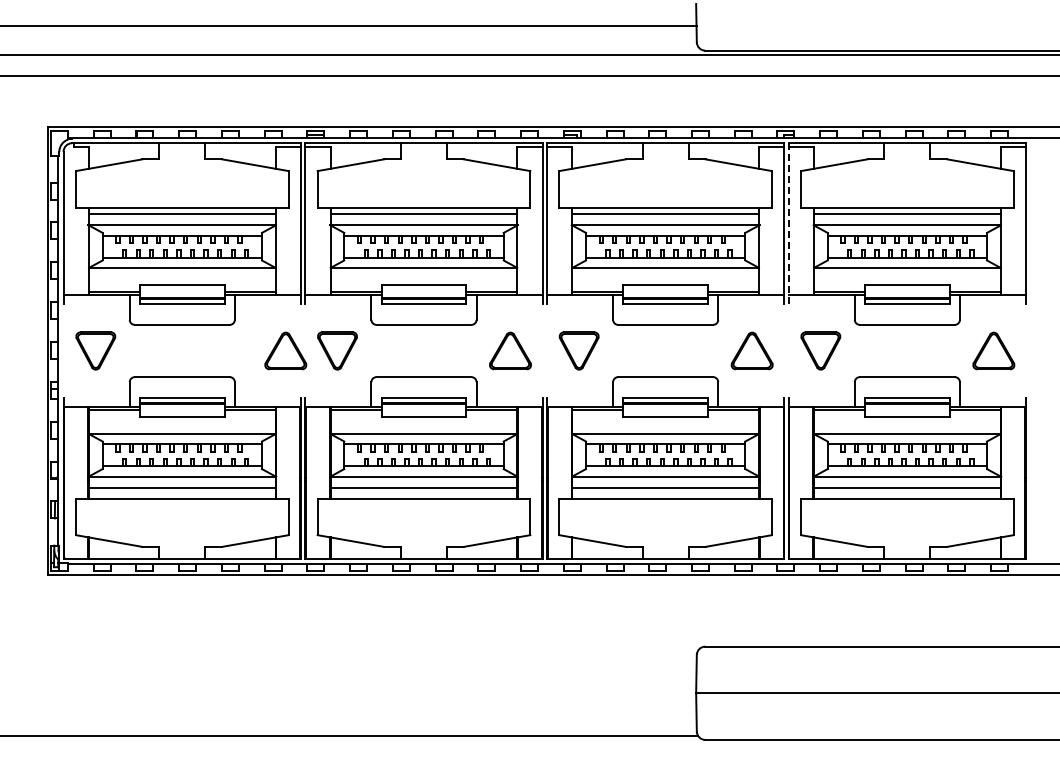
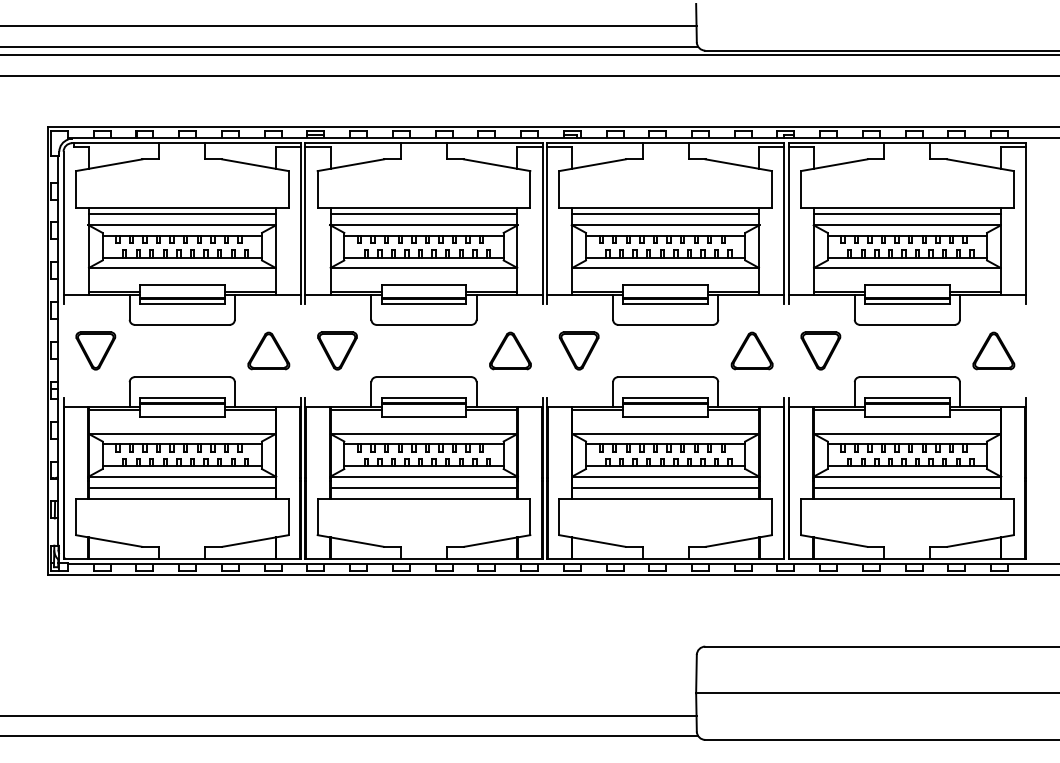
line: none -> present (350, 46)
line: dashed -> solid (788, 223)
part position: (285, 350) -> (268, 350) (268, 350)
line: none -> present (349, 715)
